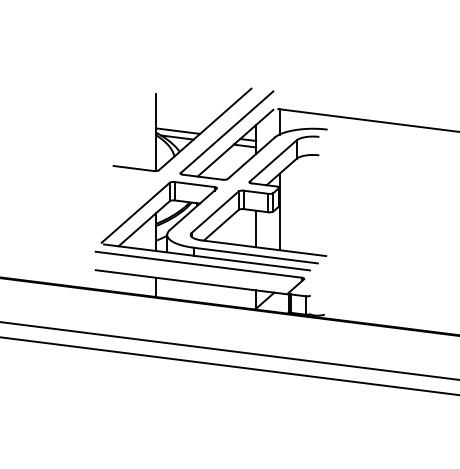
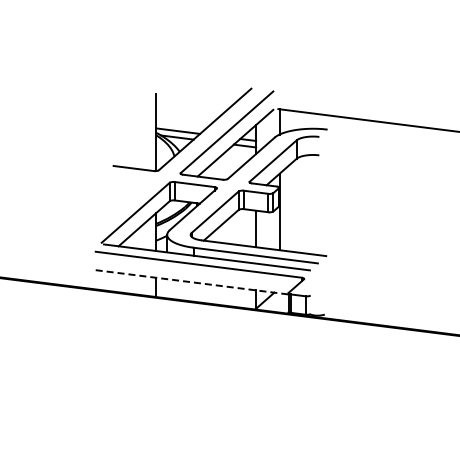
line: solid -> dashed (192, 282)
line: present -> none (229, 350)
line: present -> none (229, 365)
